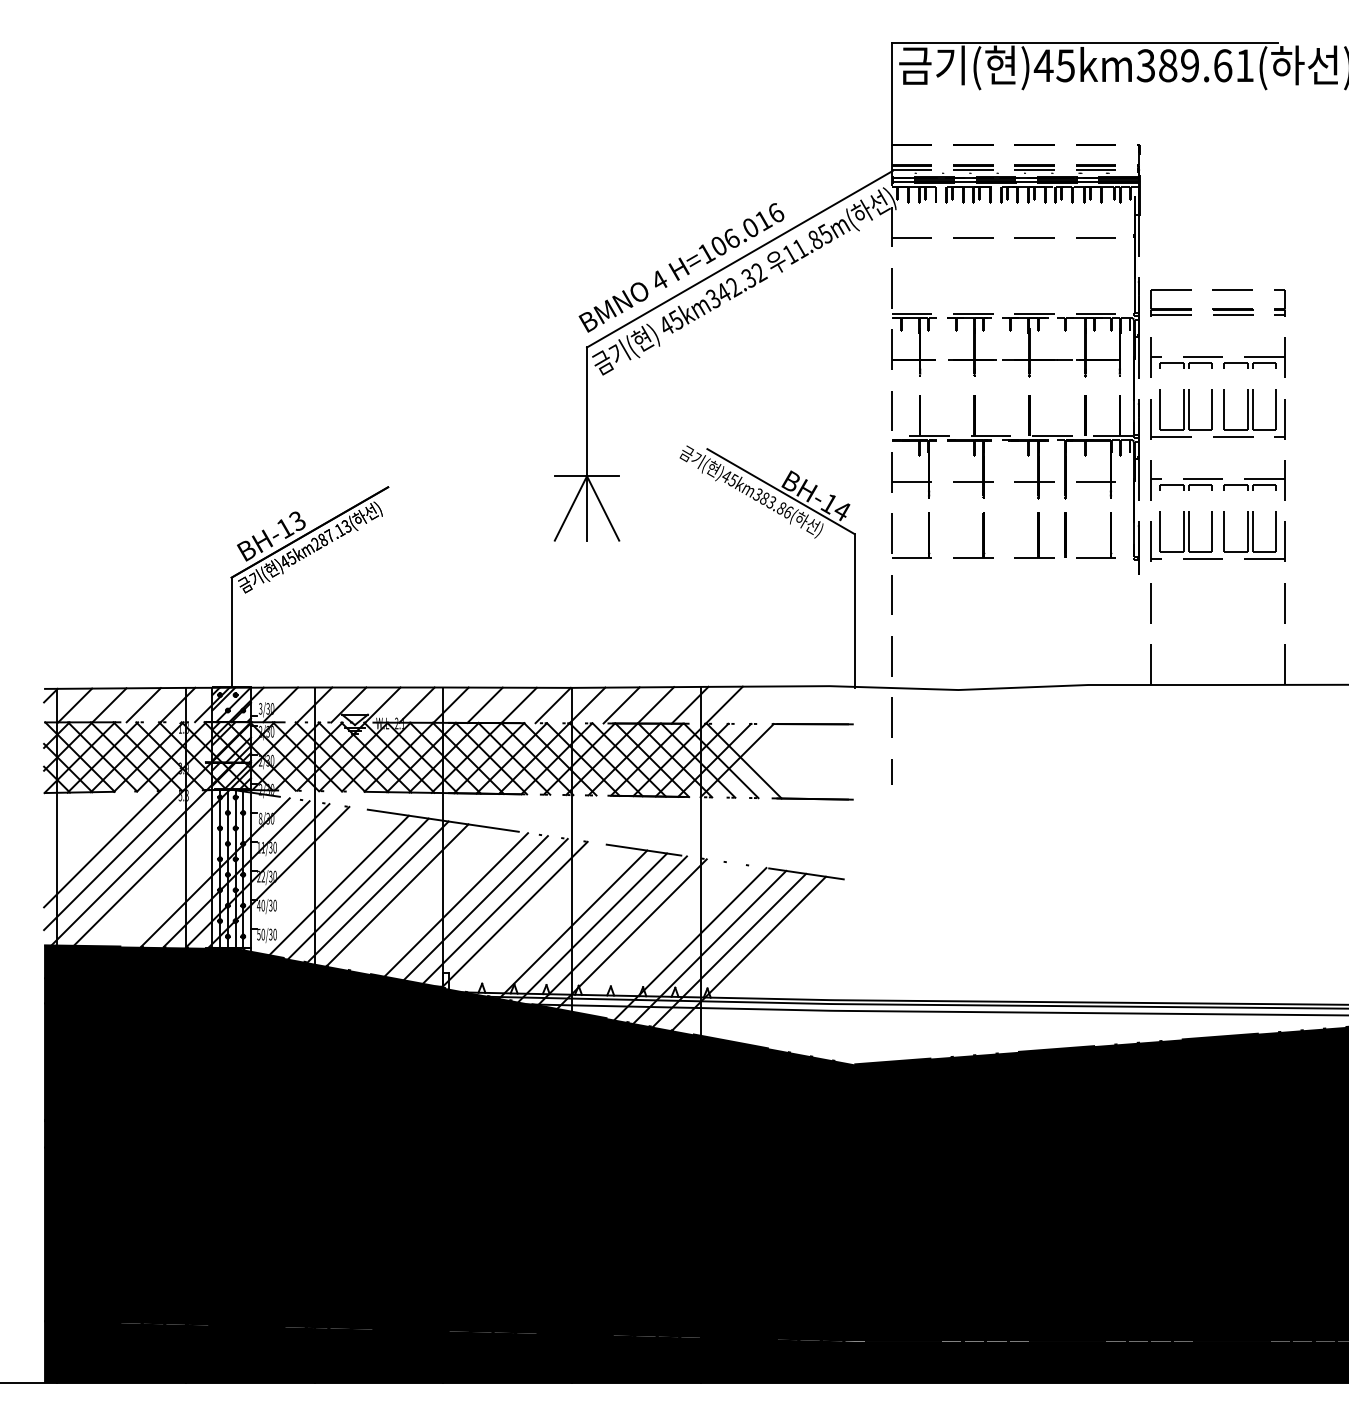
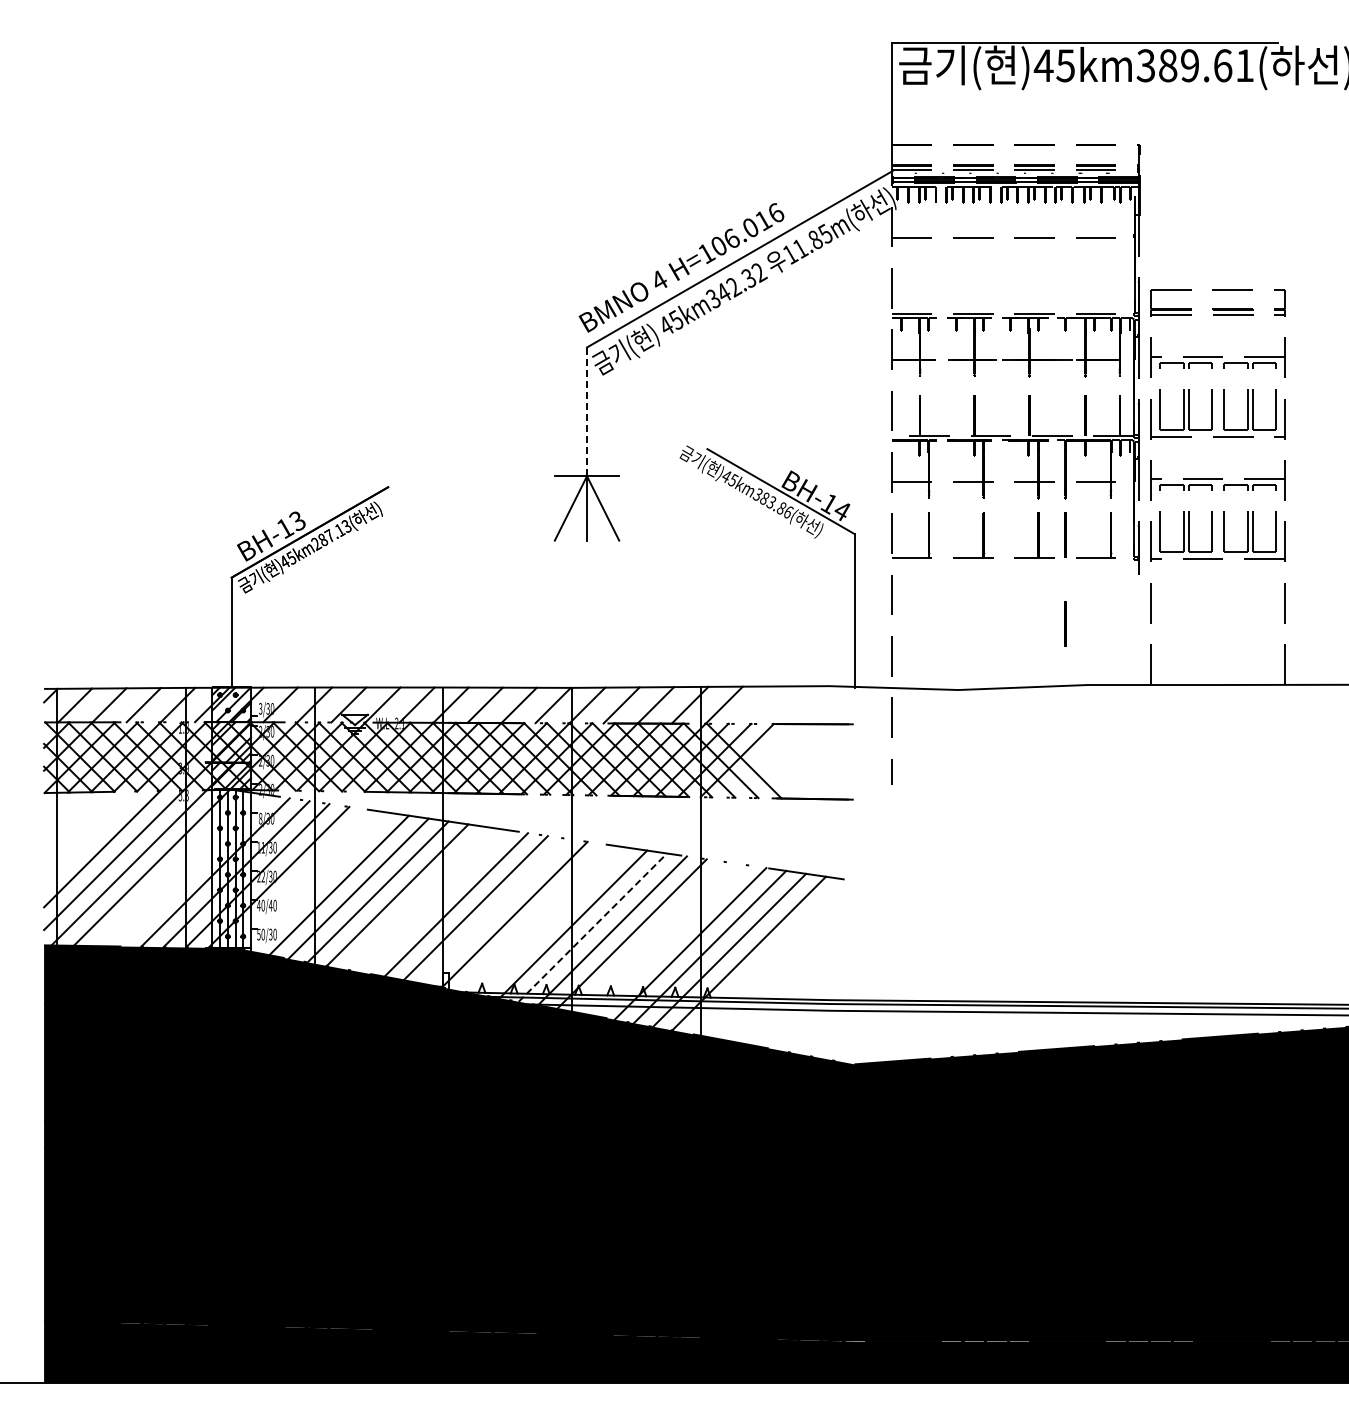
line: solid -> dashed (587, 411)
line: none -> present (1065, 623)
text: 40/30 -> 40/40 (270, 905)
line: present -> none (494, 910)
line: solid -> dashed (592, 927)
